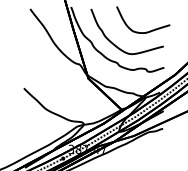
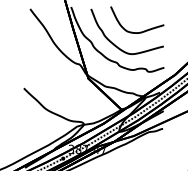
curve position: (146, 31) -> (140, 31) (140, 31)
